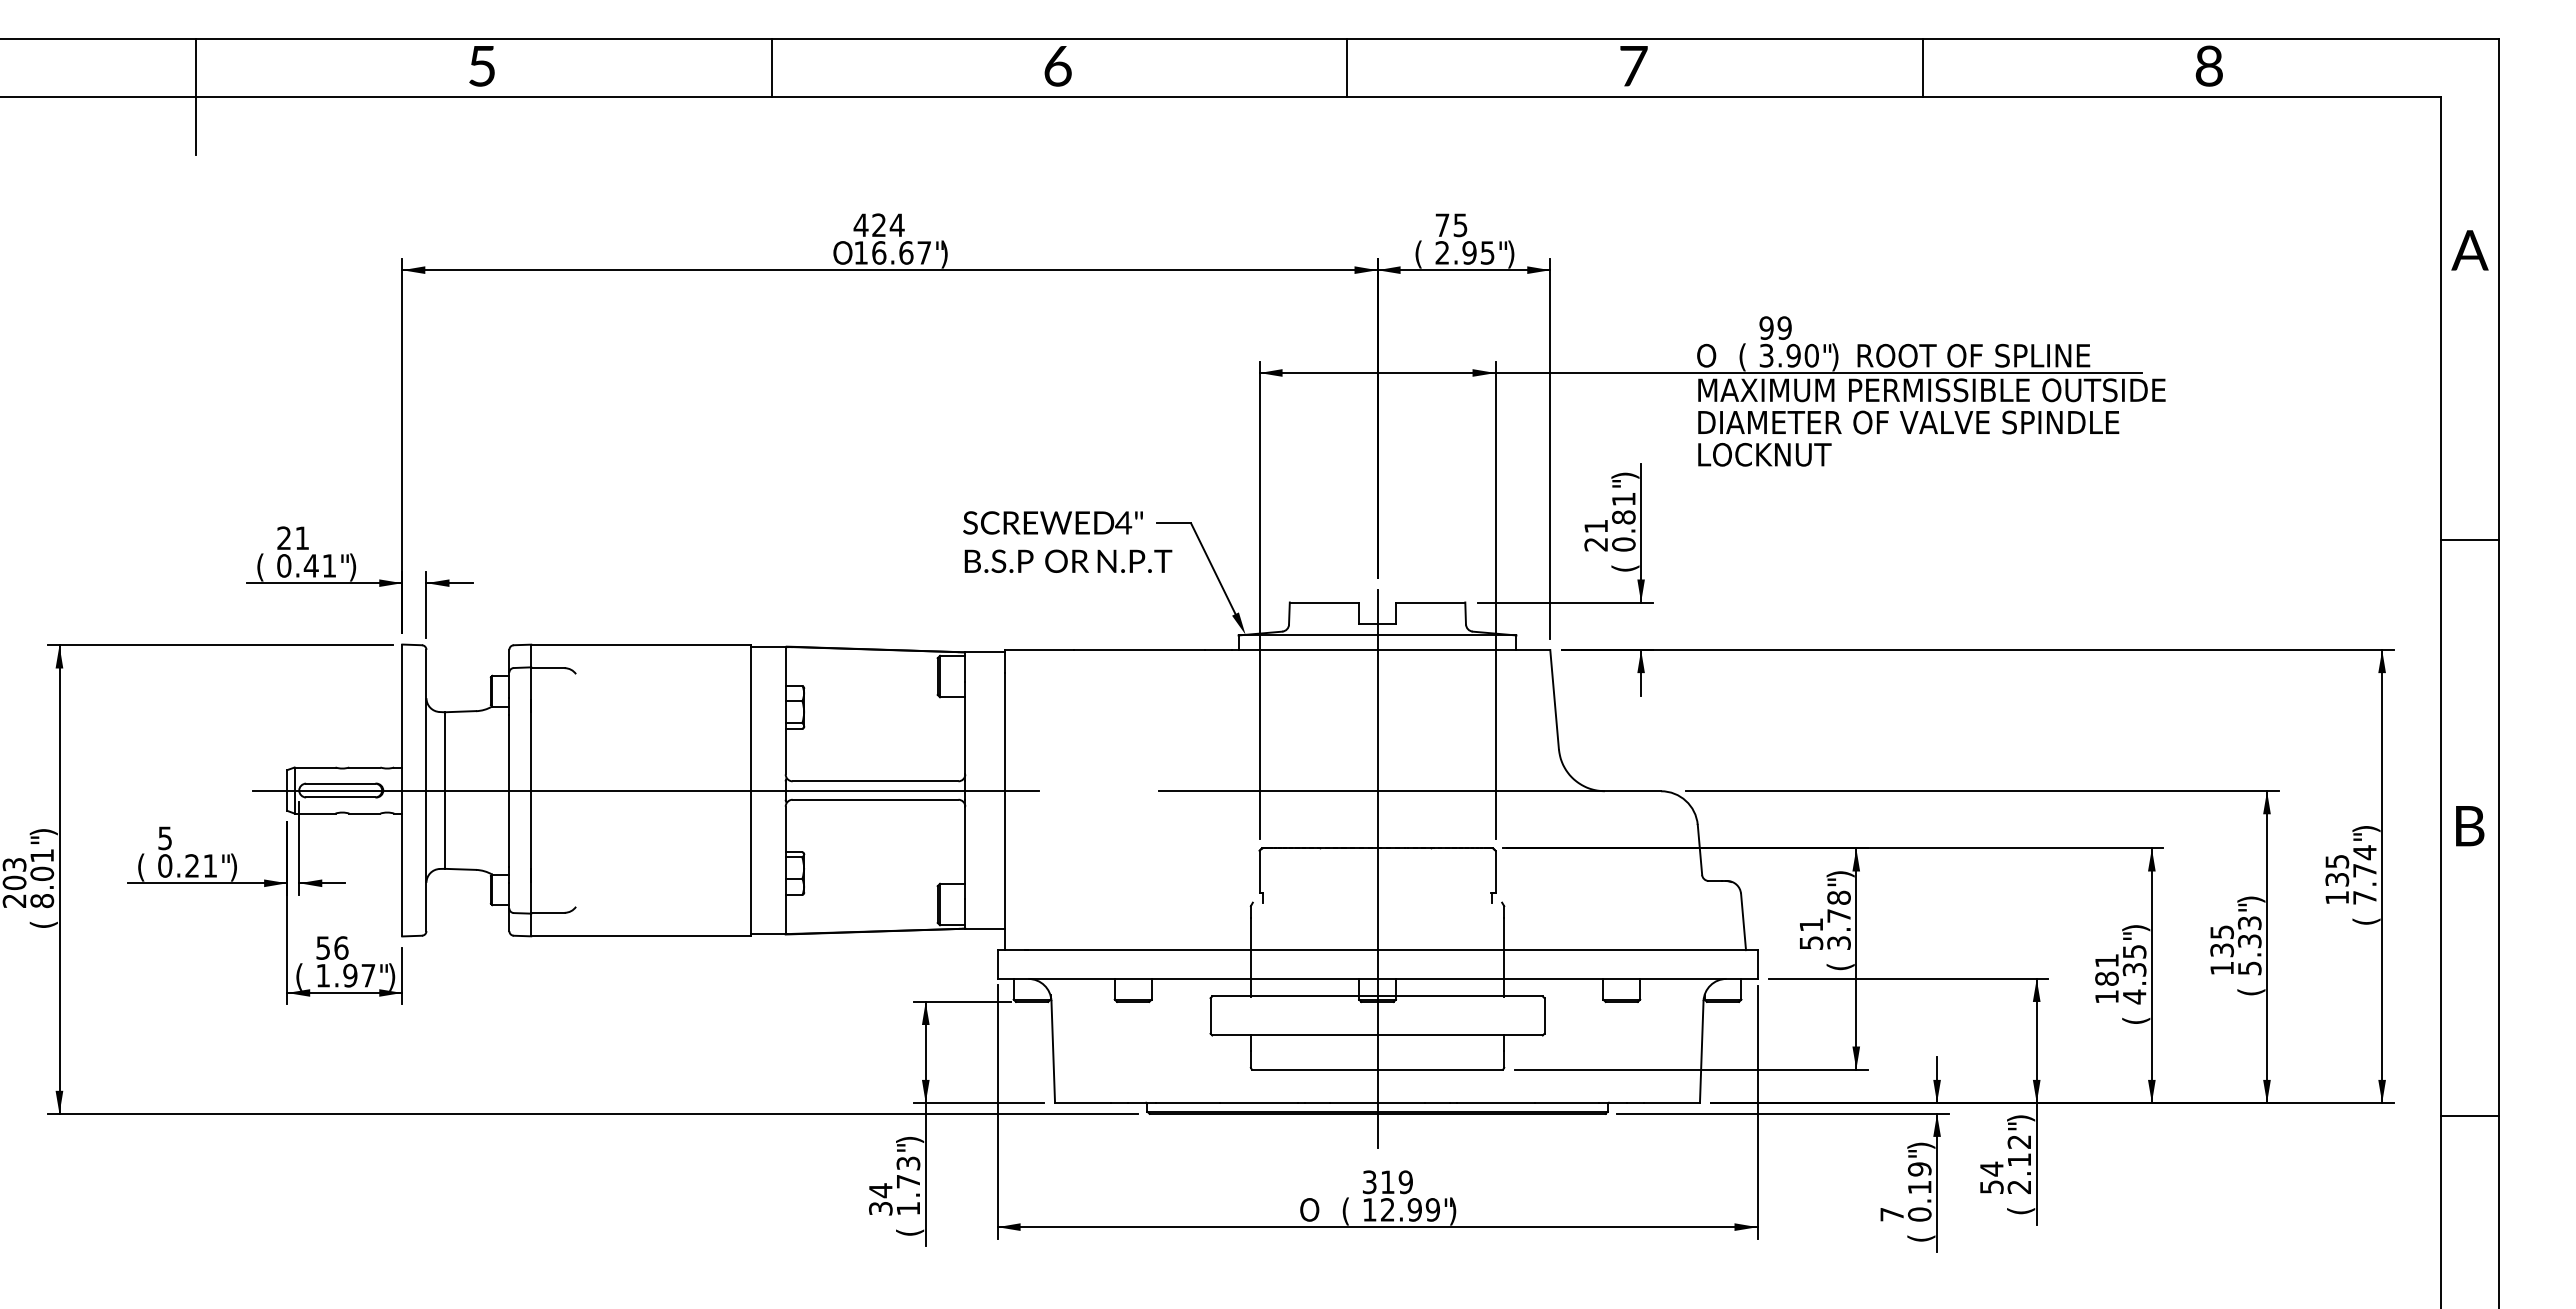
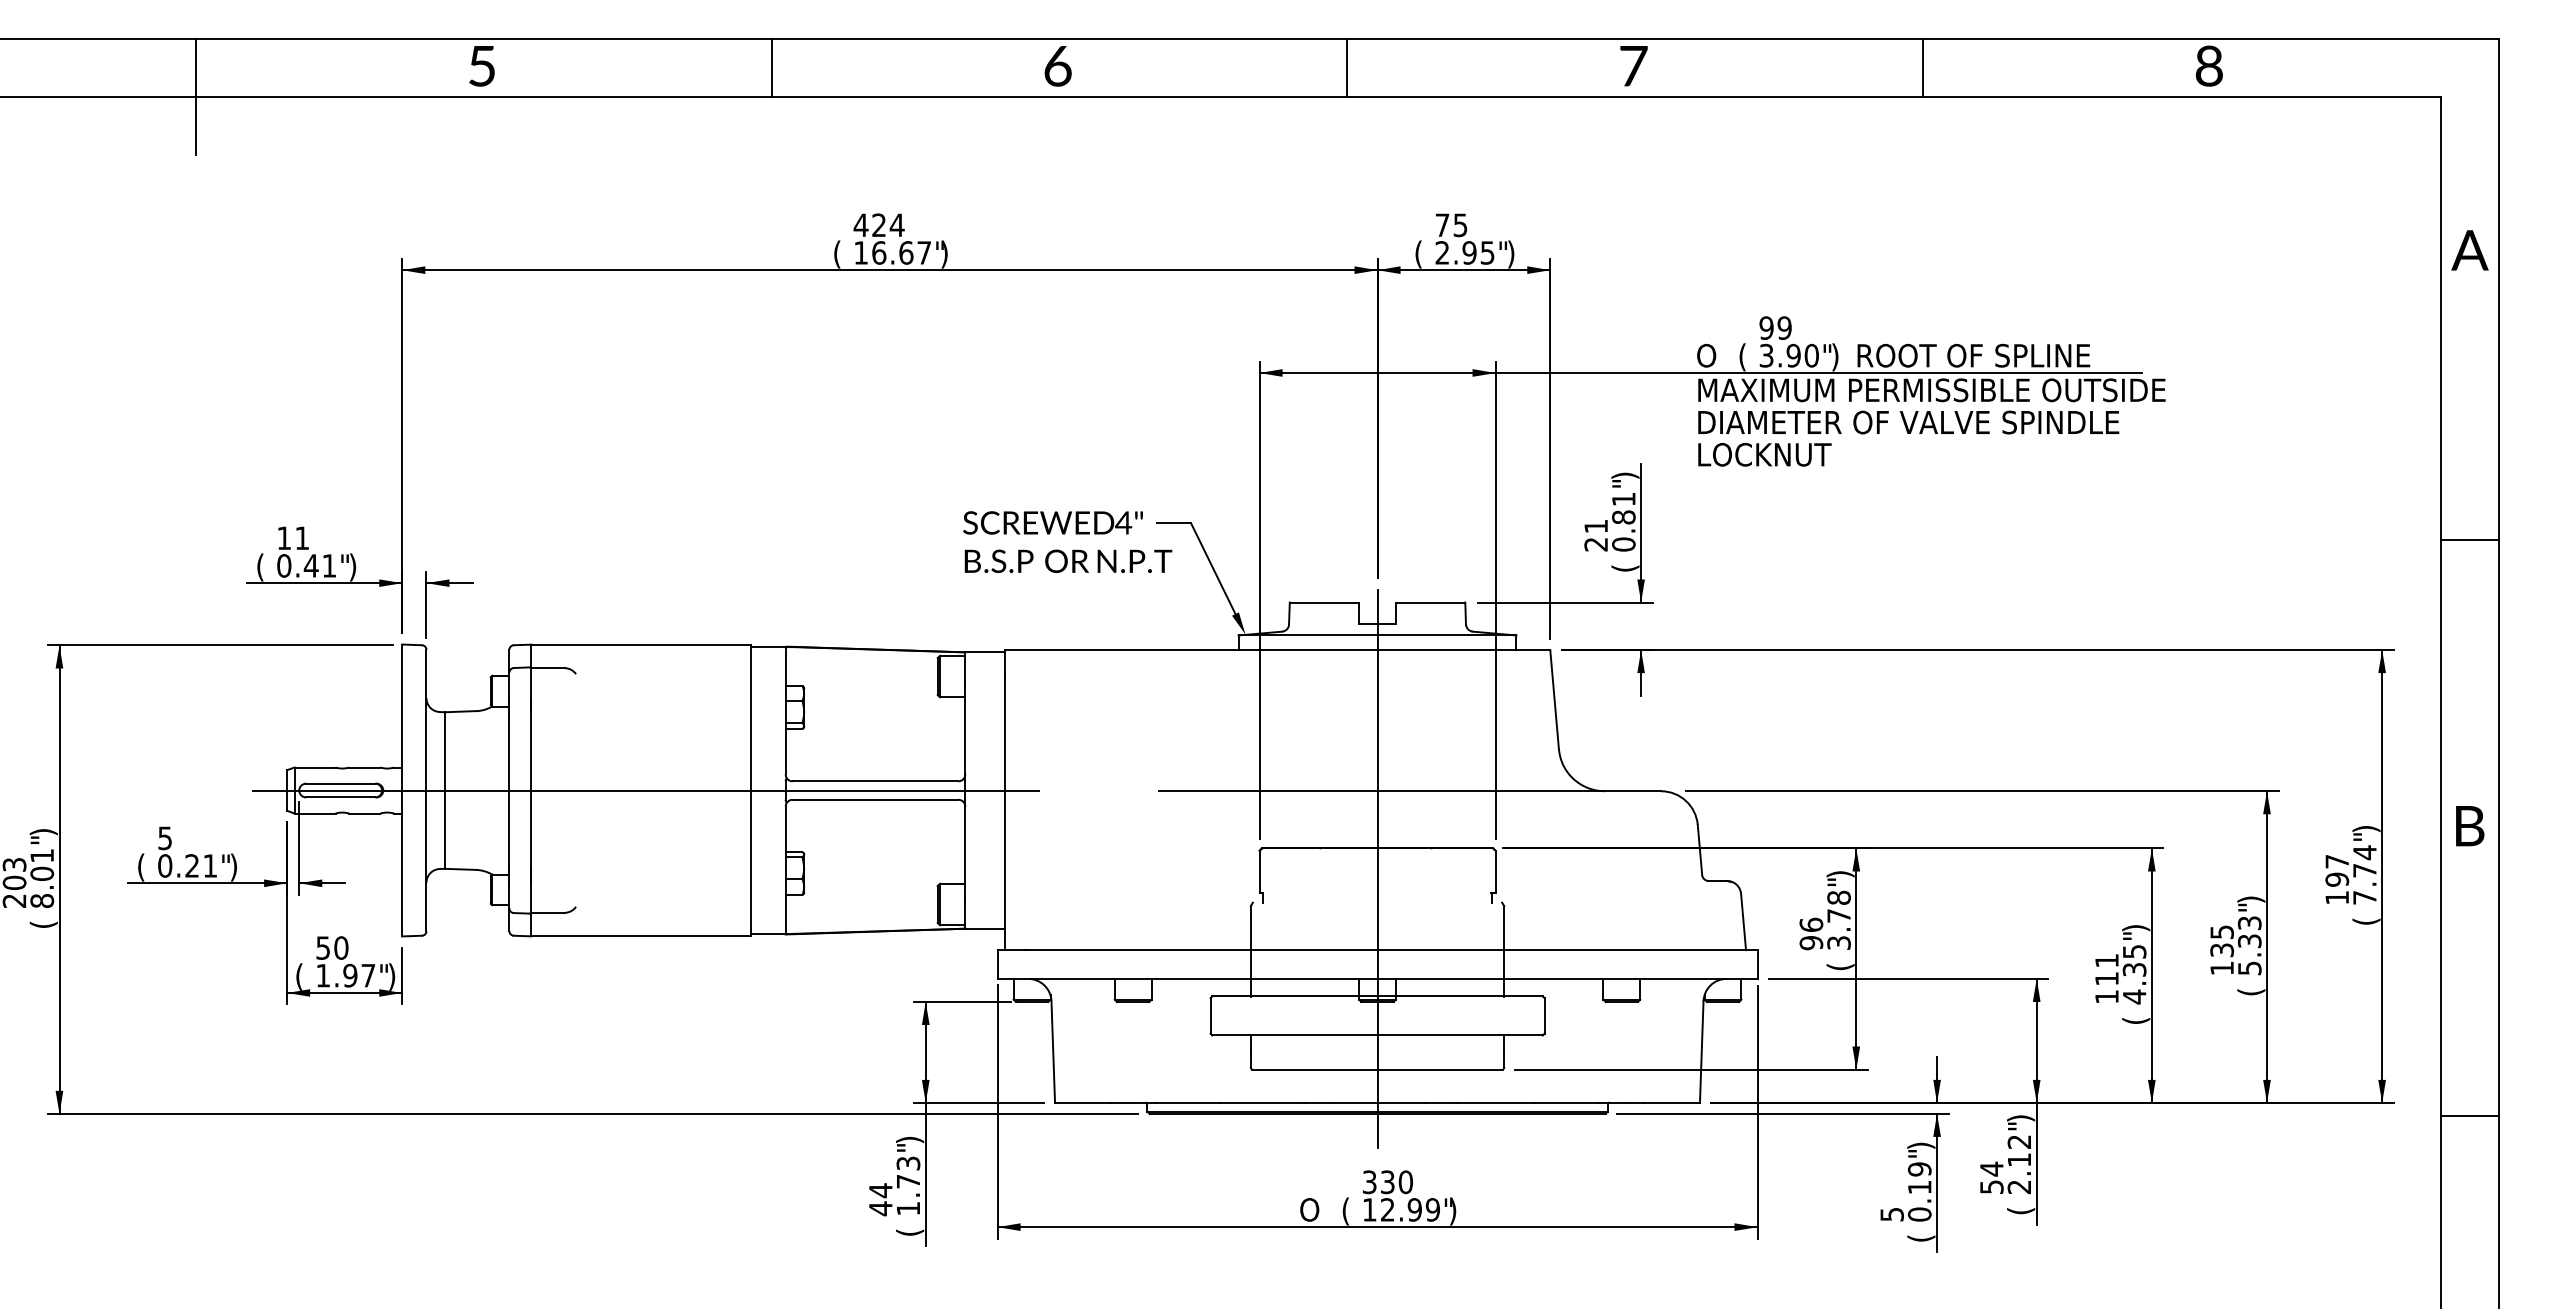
text: O -> ( (842, 254)
text: 21 -> 11 (283, 537)
text: 135 -> 197 (2337, 870)
text: 51 -> 96 (1811, 933)
text: 56 -> 50 (341, 947)
text: 181 -> 111 (2106, 978)
text: 319 -> 330 (1396, 1182)
text: 34 -> 44 (880, 1208)
text: 7 -> 5 (1891, 1214)
